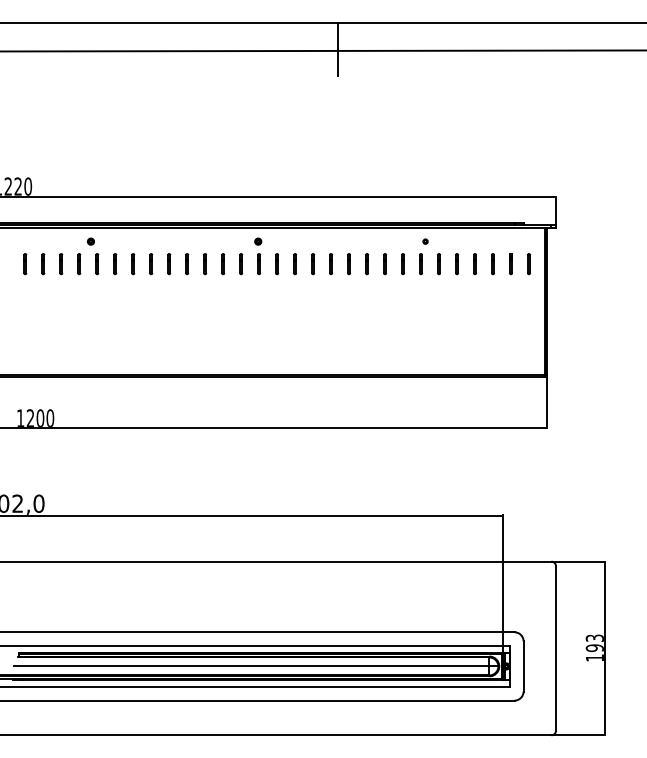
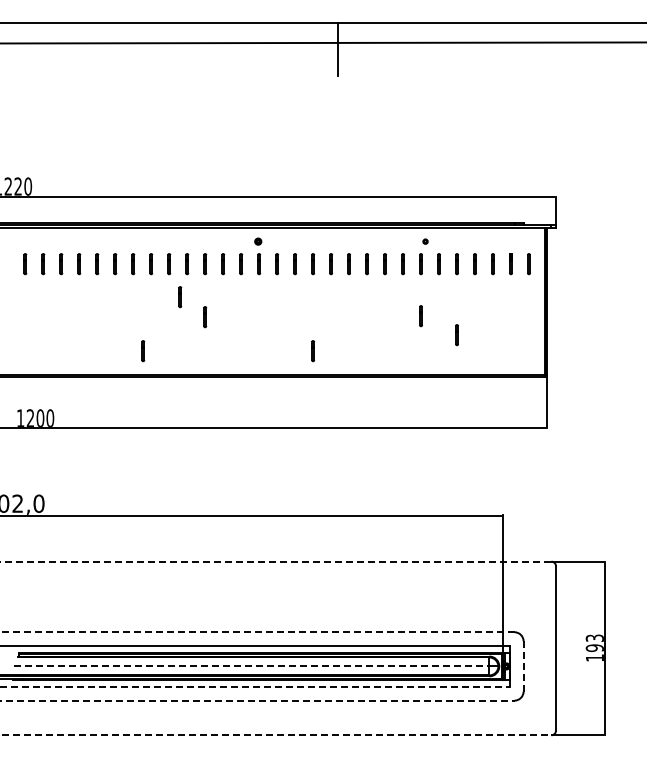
line position: (322, 50) -> (322, 42) (322, 42)
part: present -> none (90, 241)
line: none -> present (180, 297)
line: none -> present (420, 316)
line: none -> present (205, 317)
line: none -> present (456, 335)
line: none -> present (143, 351)
line: none -> present (313, 351)
line: solid -> dashed (275, 561)
line: solid -> dashed (257, 632)
line: solid -> dashed (523, 665)
line: solid -> dashed (251, 666)
line: solid -> dashed (255, 687)
line: solid -> dashed (257, 700)
line: solid -> dashed (276, 735)
